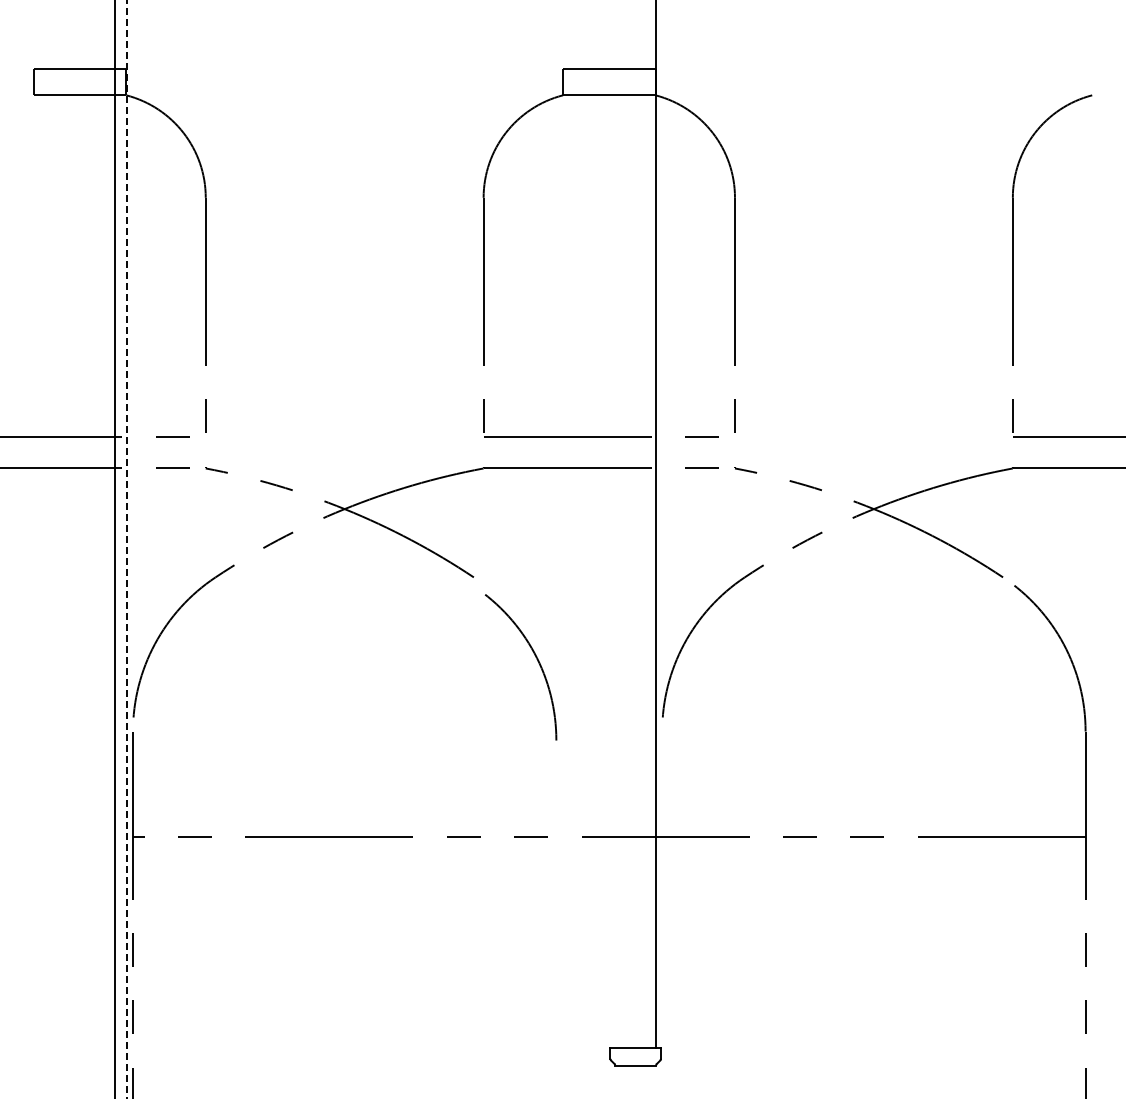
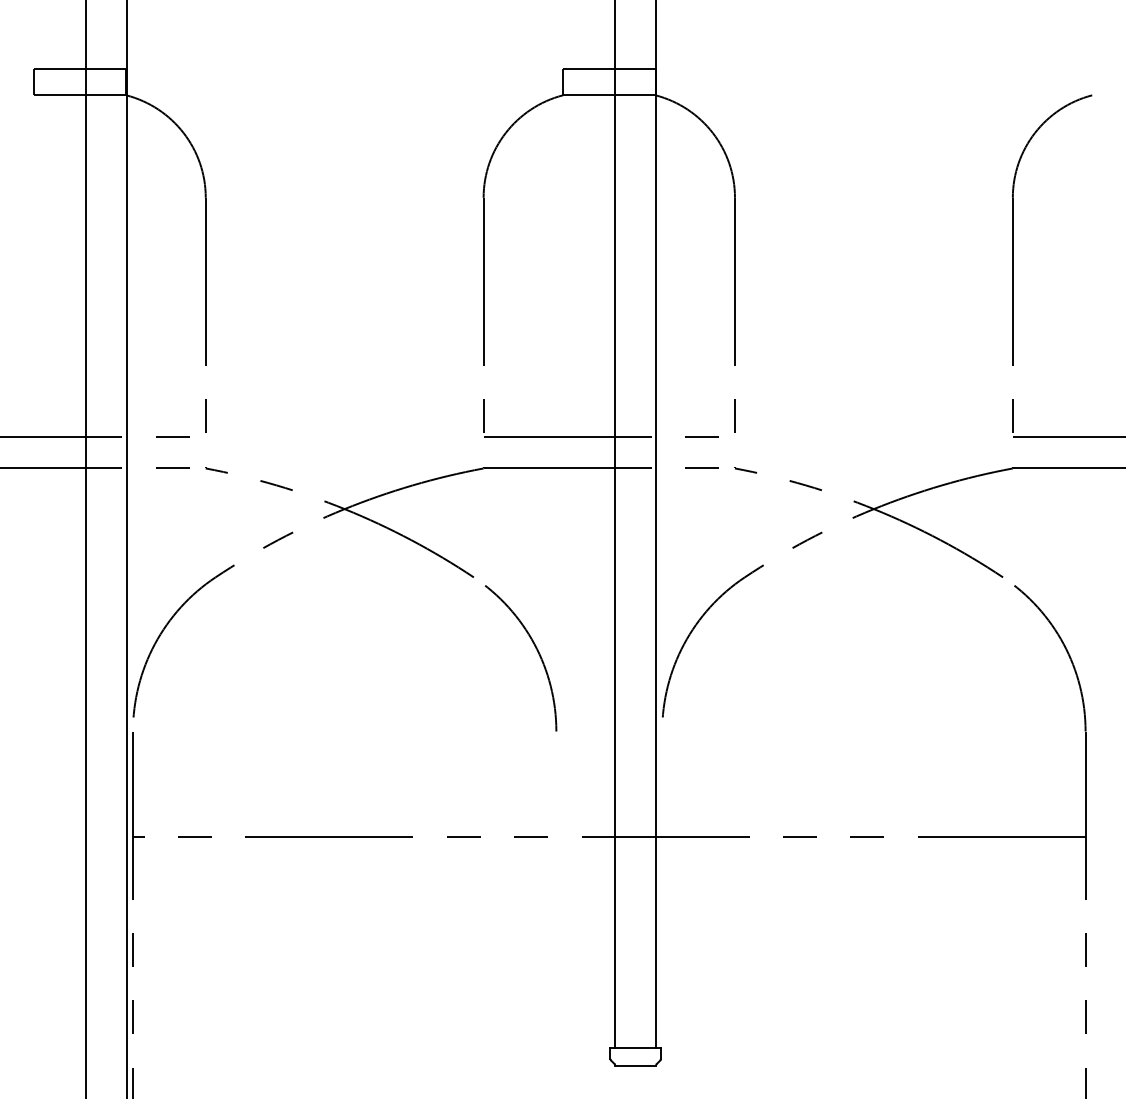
line: none -> present (615, 524)
line position: (115, 548) -> (86, 548) (86, 548)
line: dashed -> solid (127, 549)
arc position: (536, 659) -> (536, 650) (536, 650)
